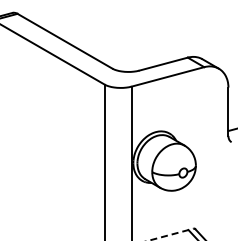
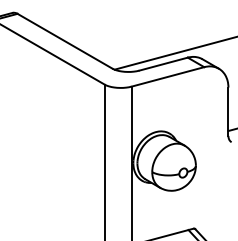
line: none -> present (174, 53)
line: dashed -> solid (171, 234)
